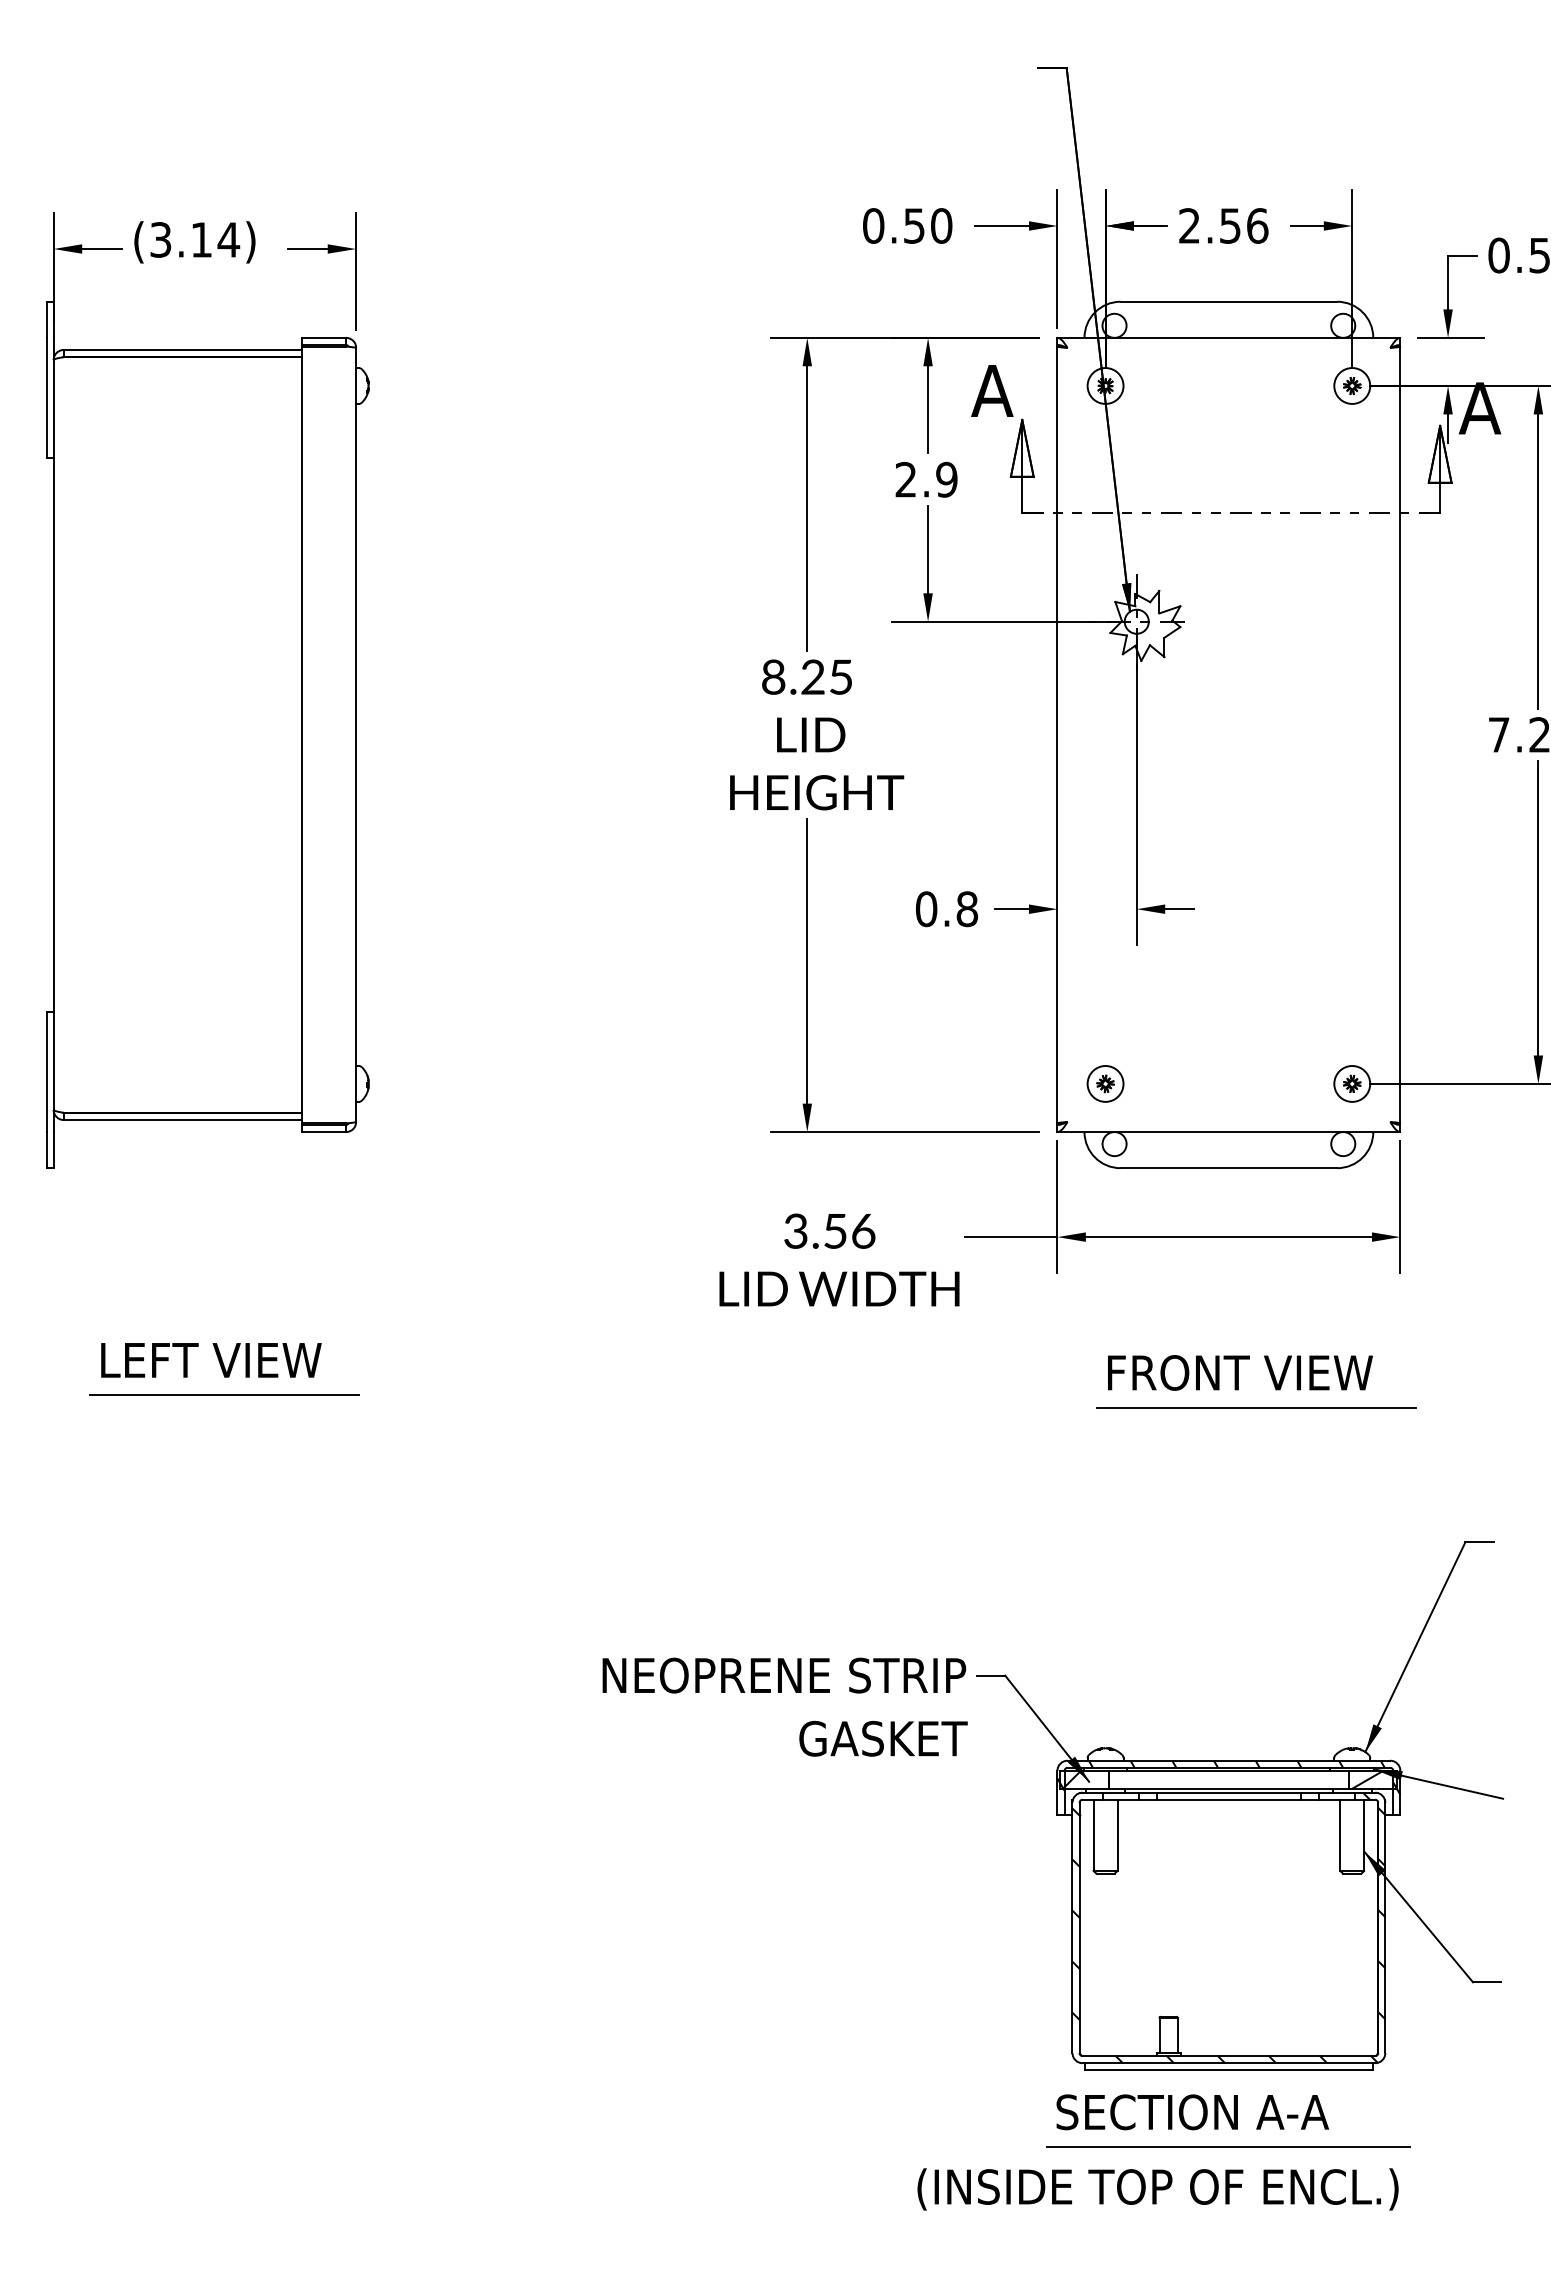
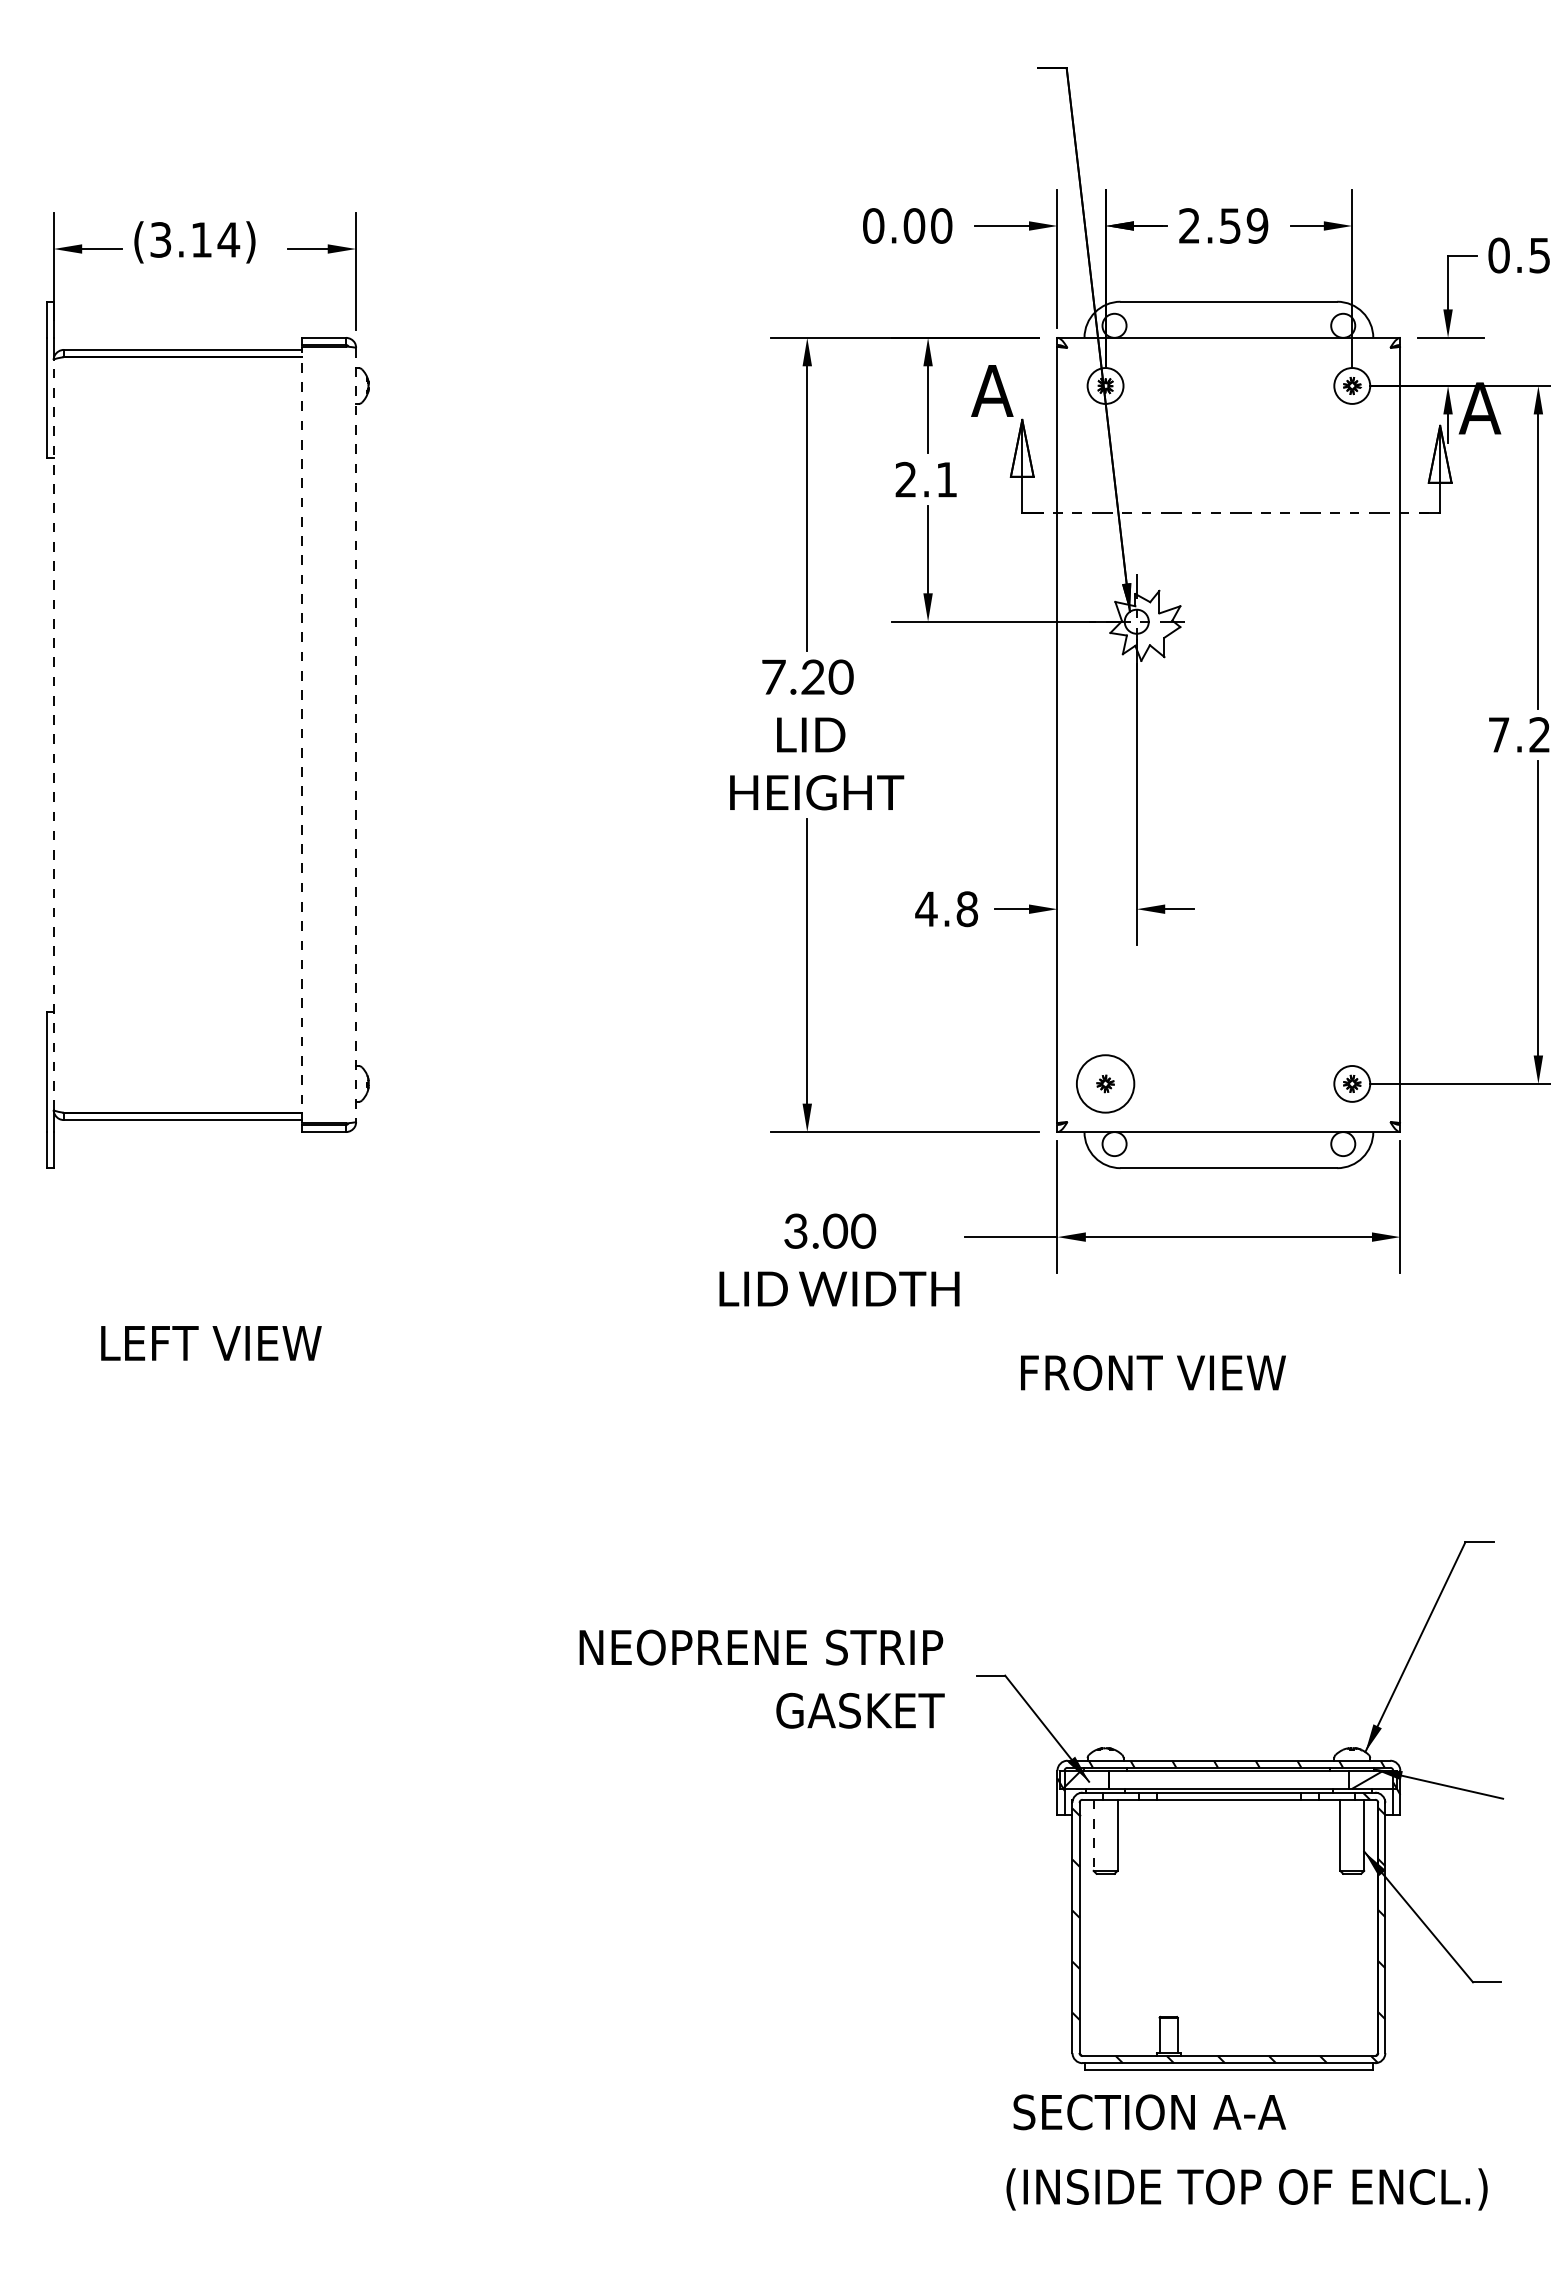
text: 0.50 -> 0.00 (914, 225)
text: 2.56 -> 2.59 (1257, 225)
text: 2.9 -> 2.1 (946, 479)
text: 8.25 -> 7.20 (807, 676)
line: solid -> dashed (53, 734)
line: solid -> dashed (302, 734)
line: solid -> dashed (356, 734)
text: 0.8 -> 4.8 (926, 909)
circle diameter: 36 px -> 57 px (1105, 1083)
text: 3.56 -> 3.00 (849, 1230)
text position: (211, 1360) -> (211, 1343) (211, 1343)
text position: (1240, 1372) -> (1153, 1372) (1153, 1372)
line: present -> none (224, 1395)
line: present -> none (1256, 1407)
text position: (784, 1706) -> (761, 1678) (761, 1678)
line: solid -> dashed (1093, 1835)
text position: (1192, 2112) -> (1149, 2112) (1149, 2112)
line: present -> none (1228, 2147)
text position: (1157, 2189) -> (1246, 2189) (1246, 2189)
